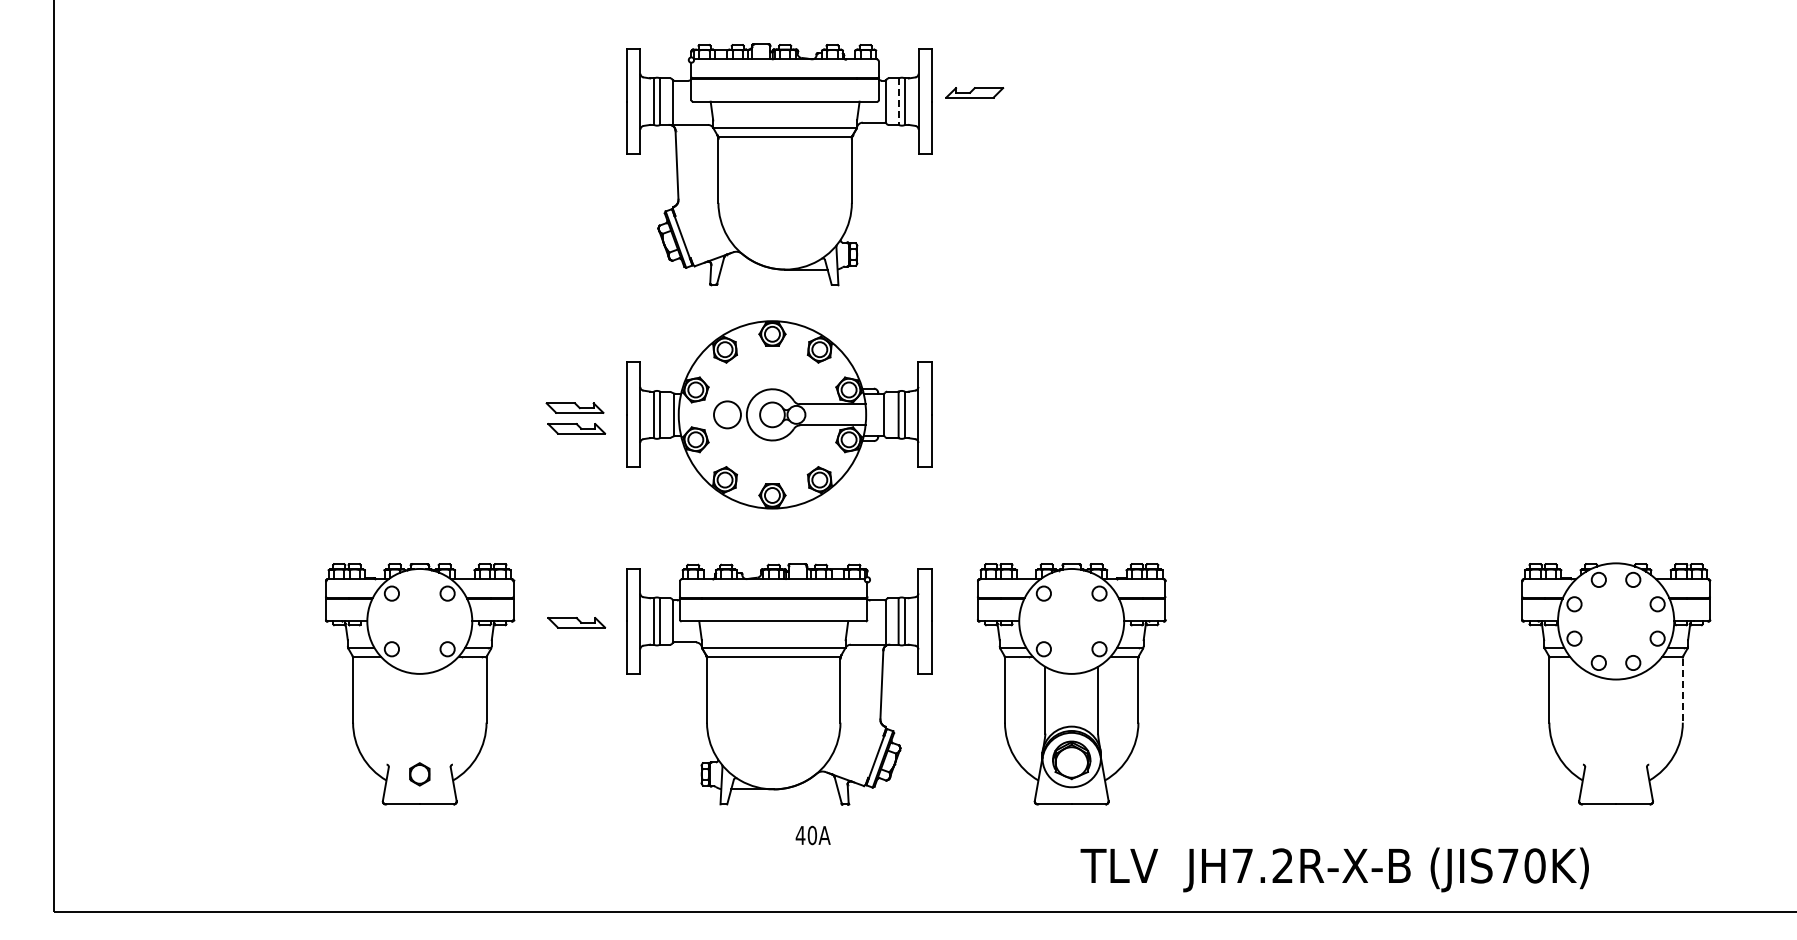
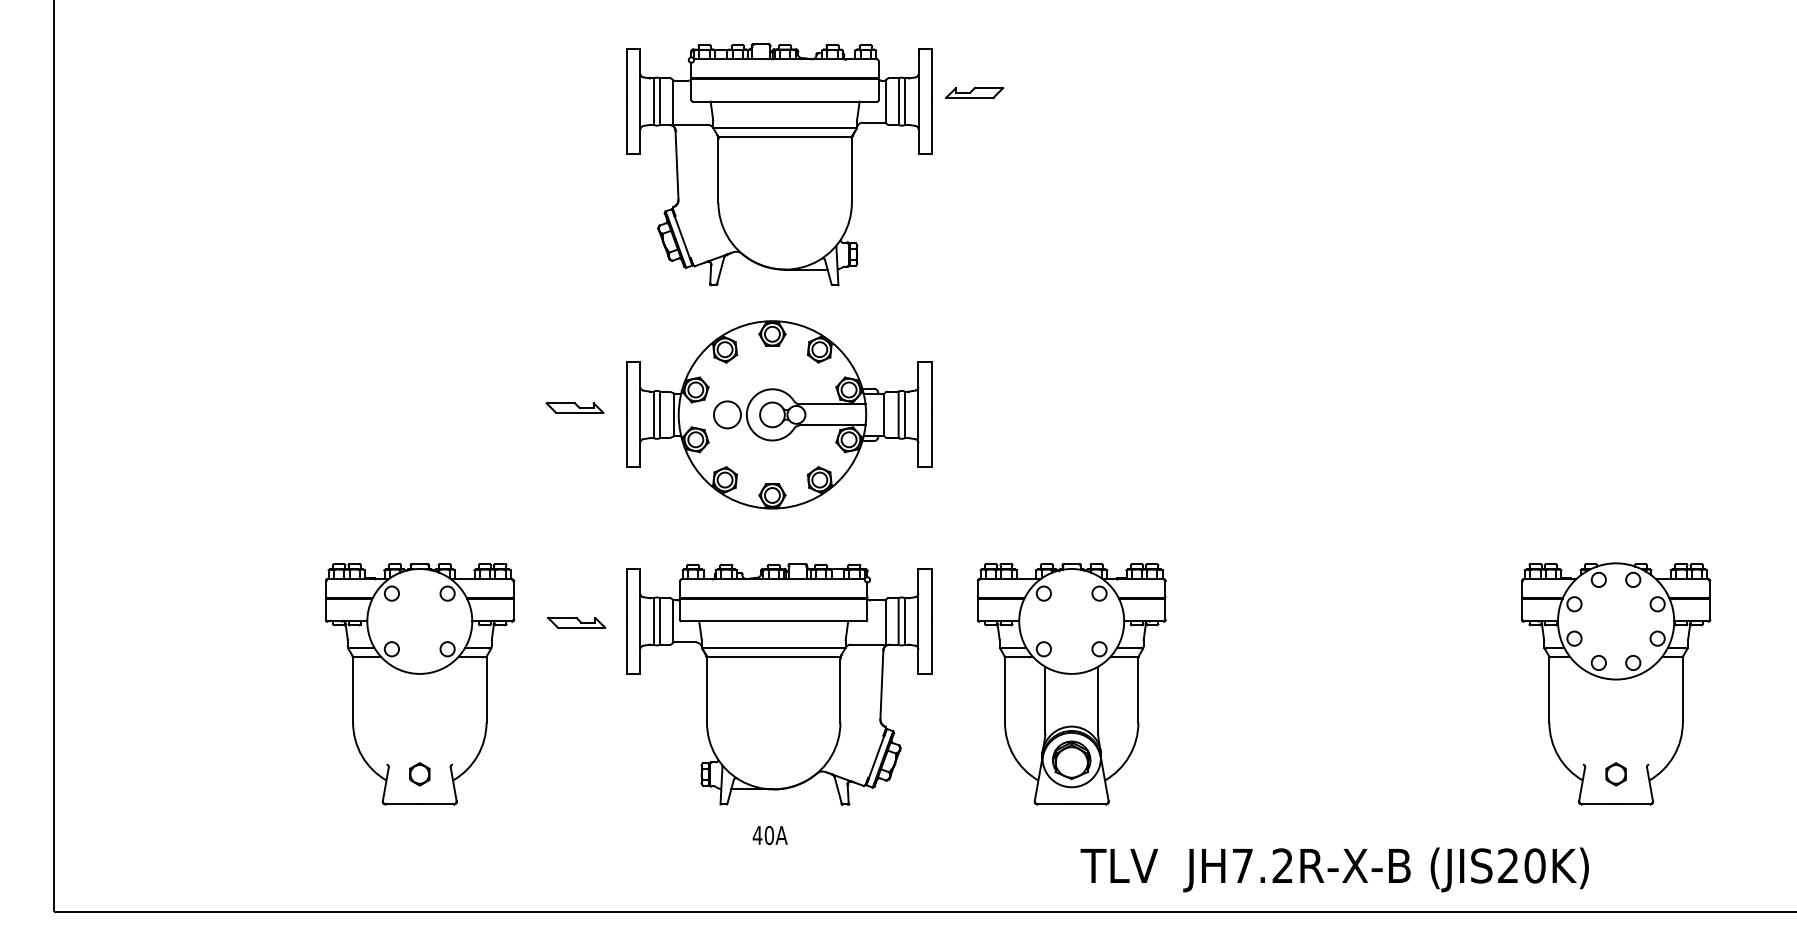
line: dashed -> solid (898, 102)
part: present -> none (576, 428)
line: dashed -> solid (1682, 691)
part: none -> present (1615, 774)
text position: (812, 835) -> (769, 835) (769, 835)
text: (JIS70K) -> (JIS20K) (1508, 865)
